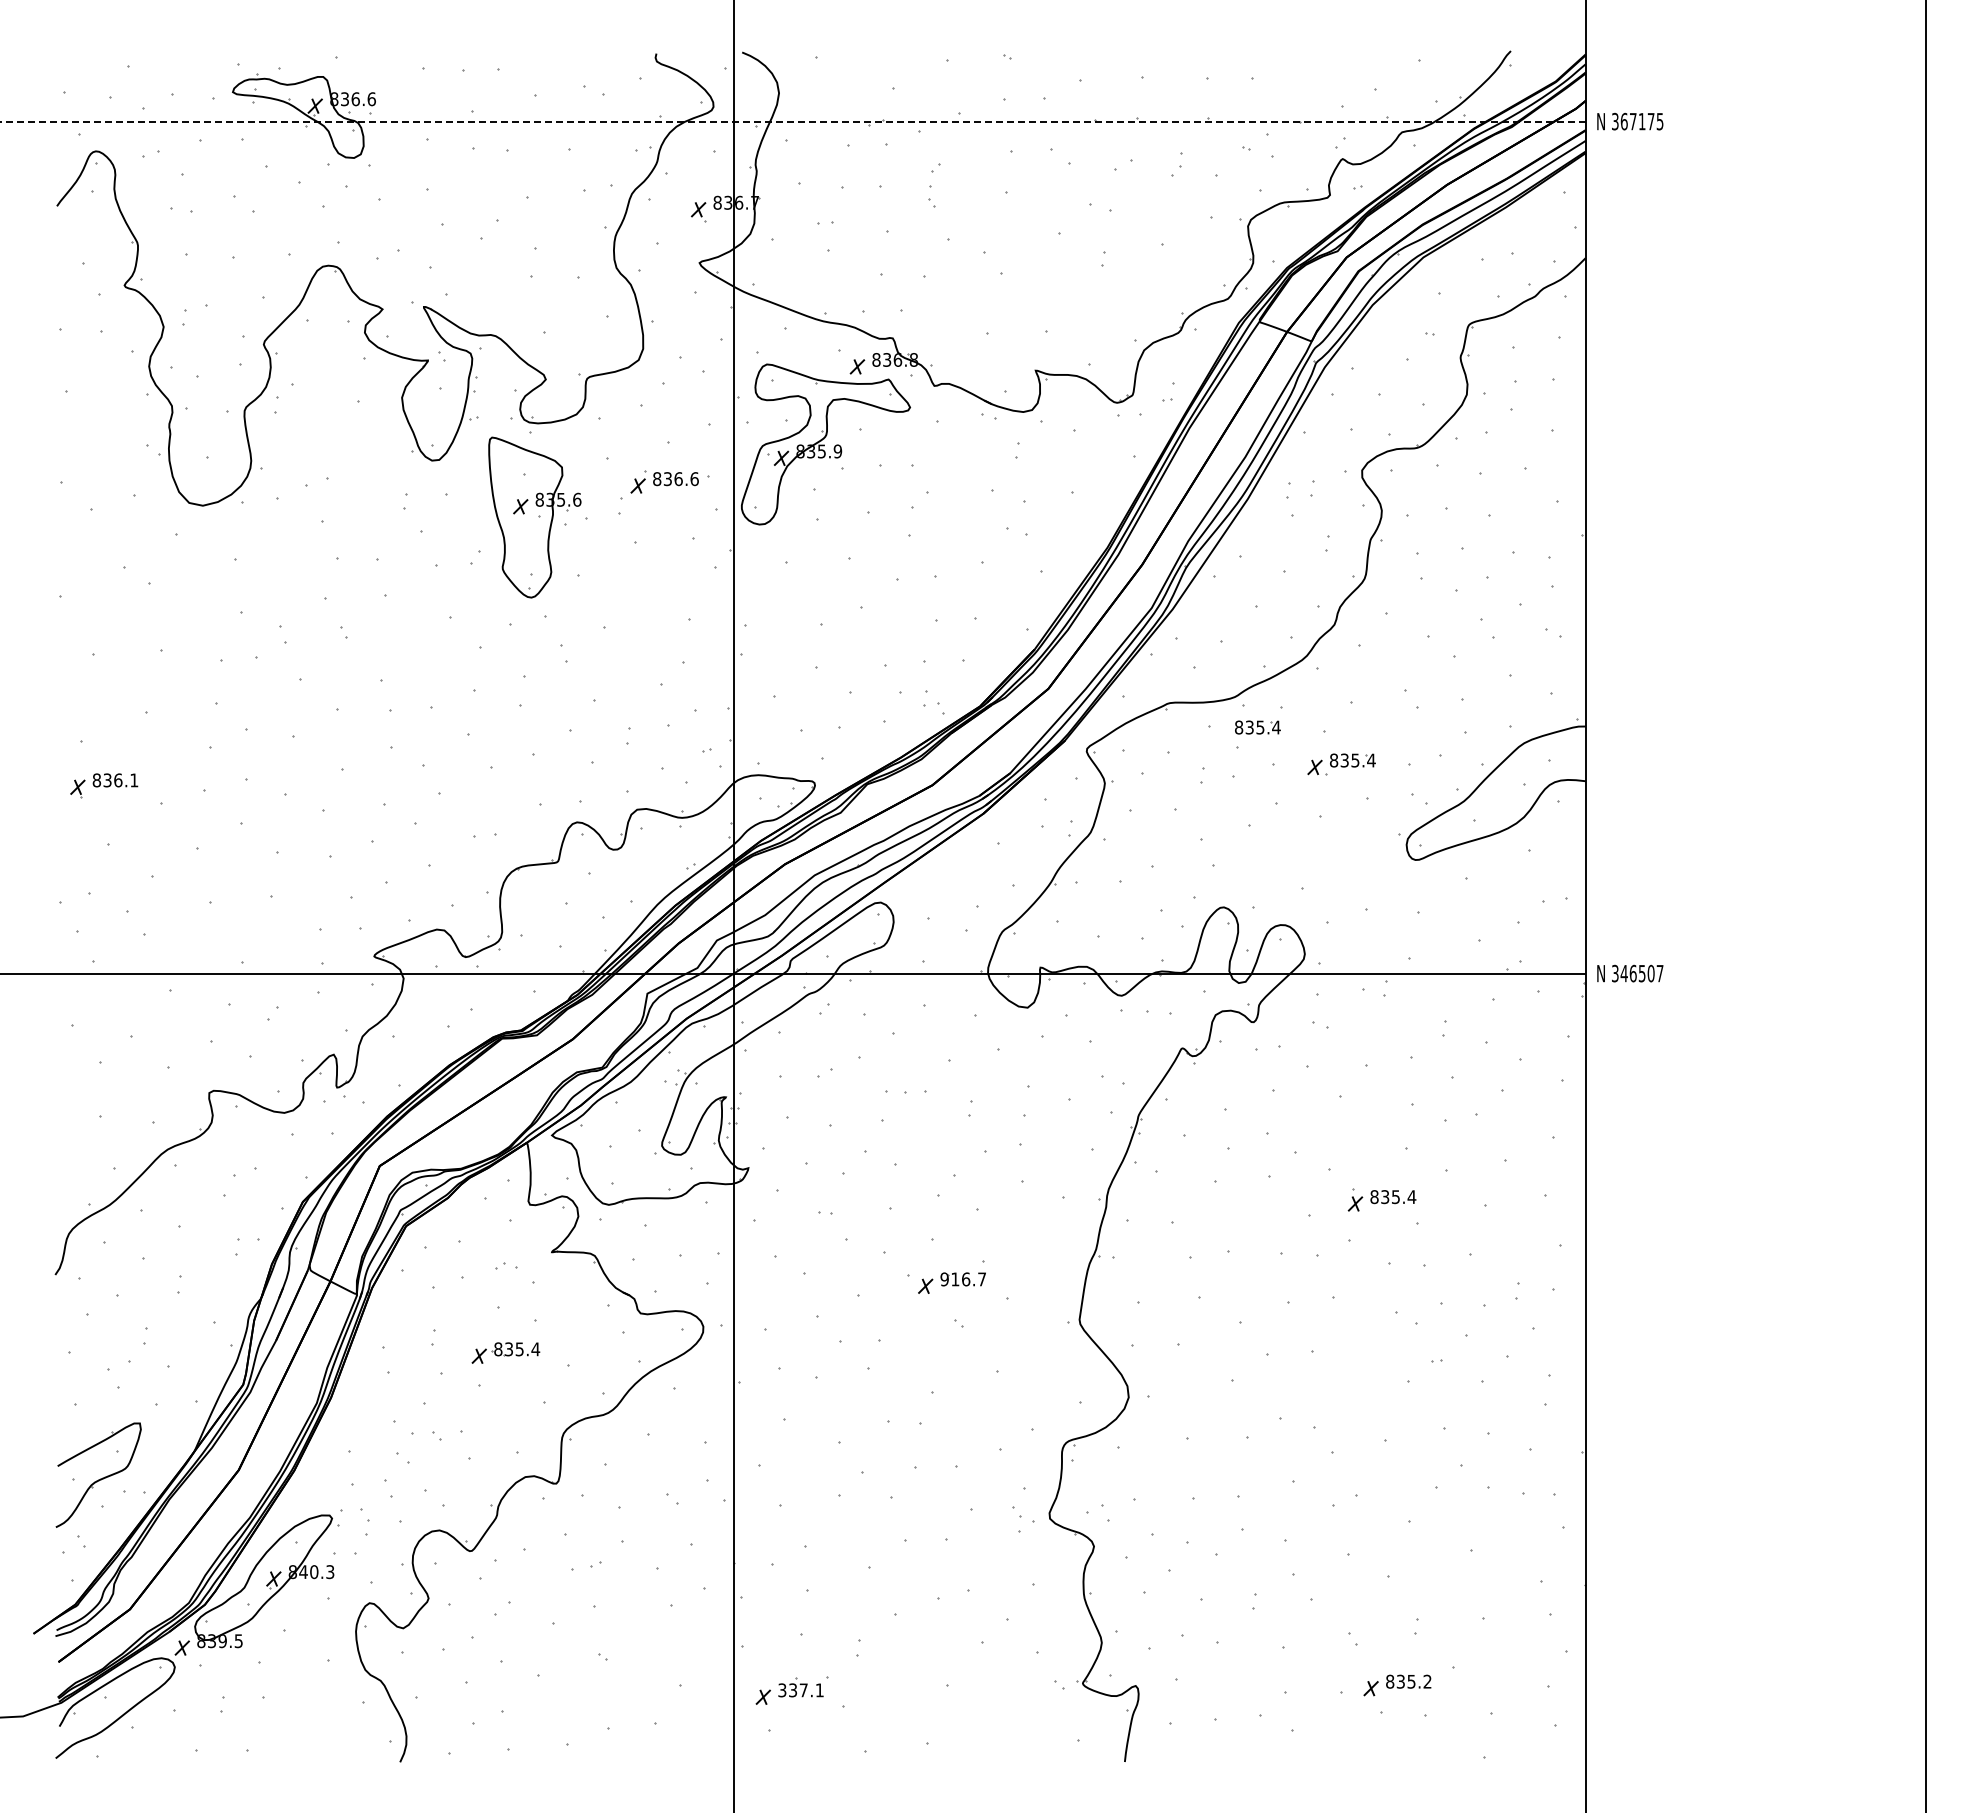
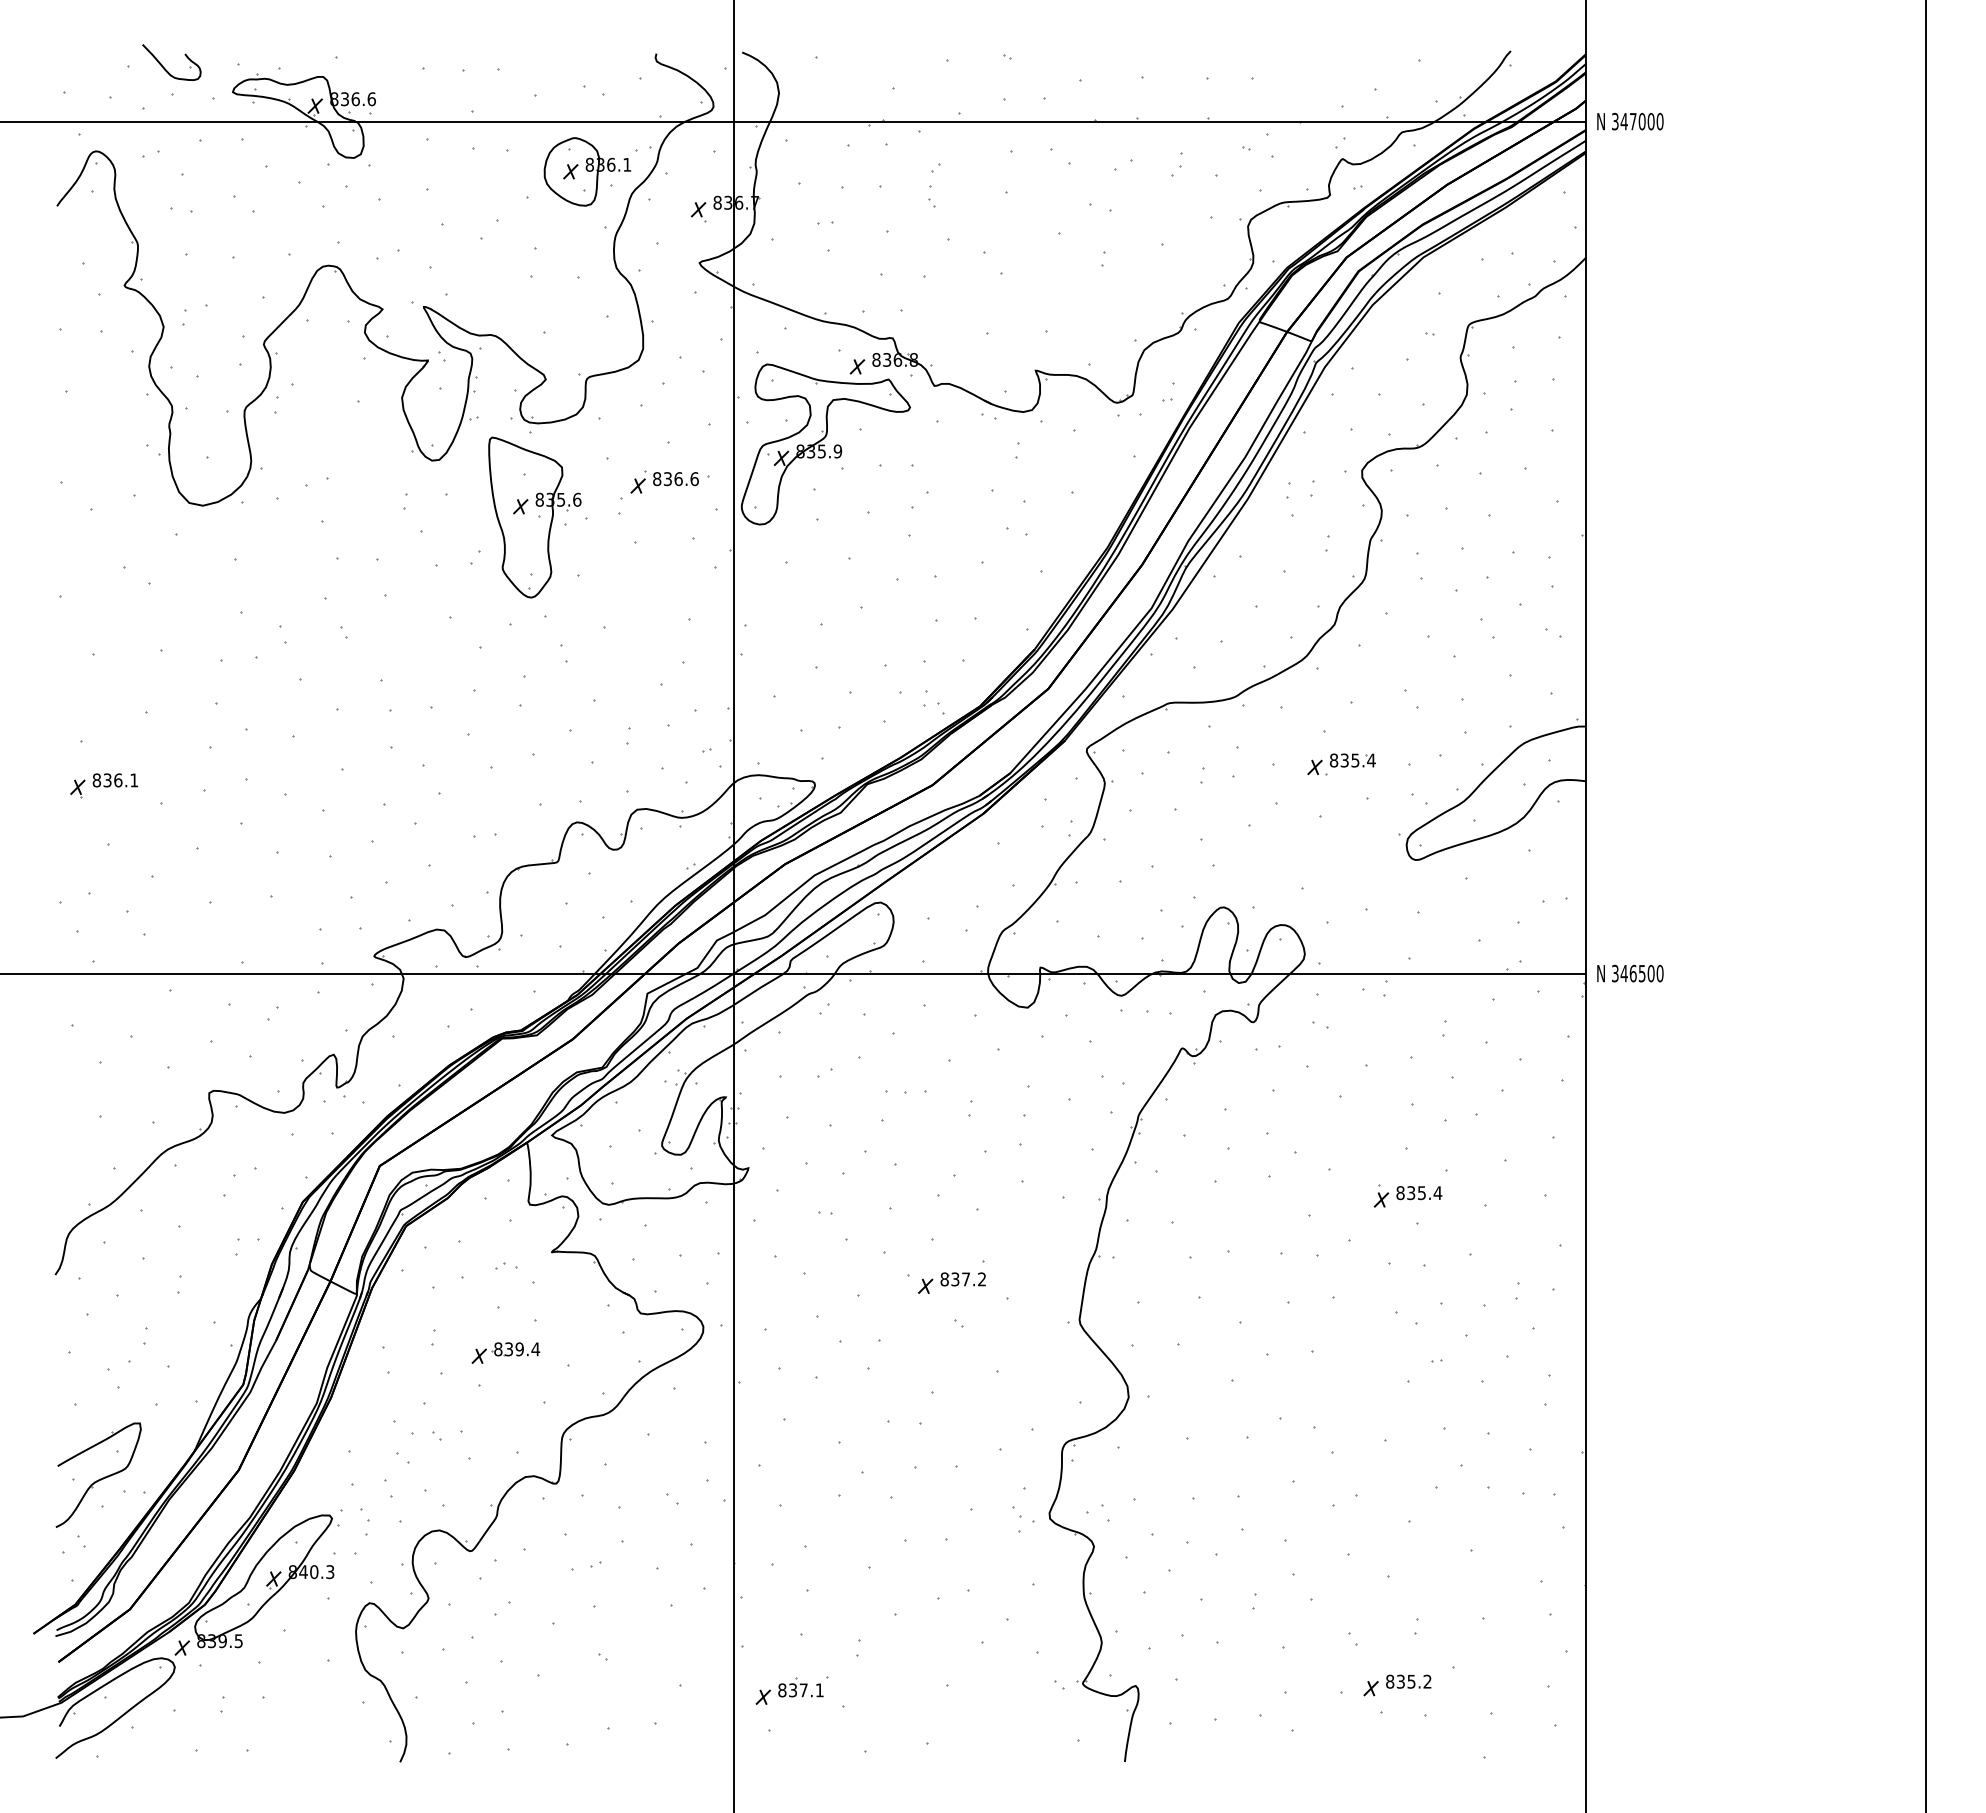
part: none -> present (165, 68)
line: dashed -> solid (792, 121)
text: 367175 -> 347000 (1641, 121)
part: none -> present (587, 171)
part: present -> none (1257, 727)
text: 346507 -> 346500 (1659, 973)
part position: (1381, 1199) -> (1407, 1195) (1407, 1195)
text: 916.7 -> 837.2 (962, 1279)
text: 835.4 -> 839.4 (519, 1349)
text: 337.1 -> 837.1 (782, 1690)
